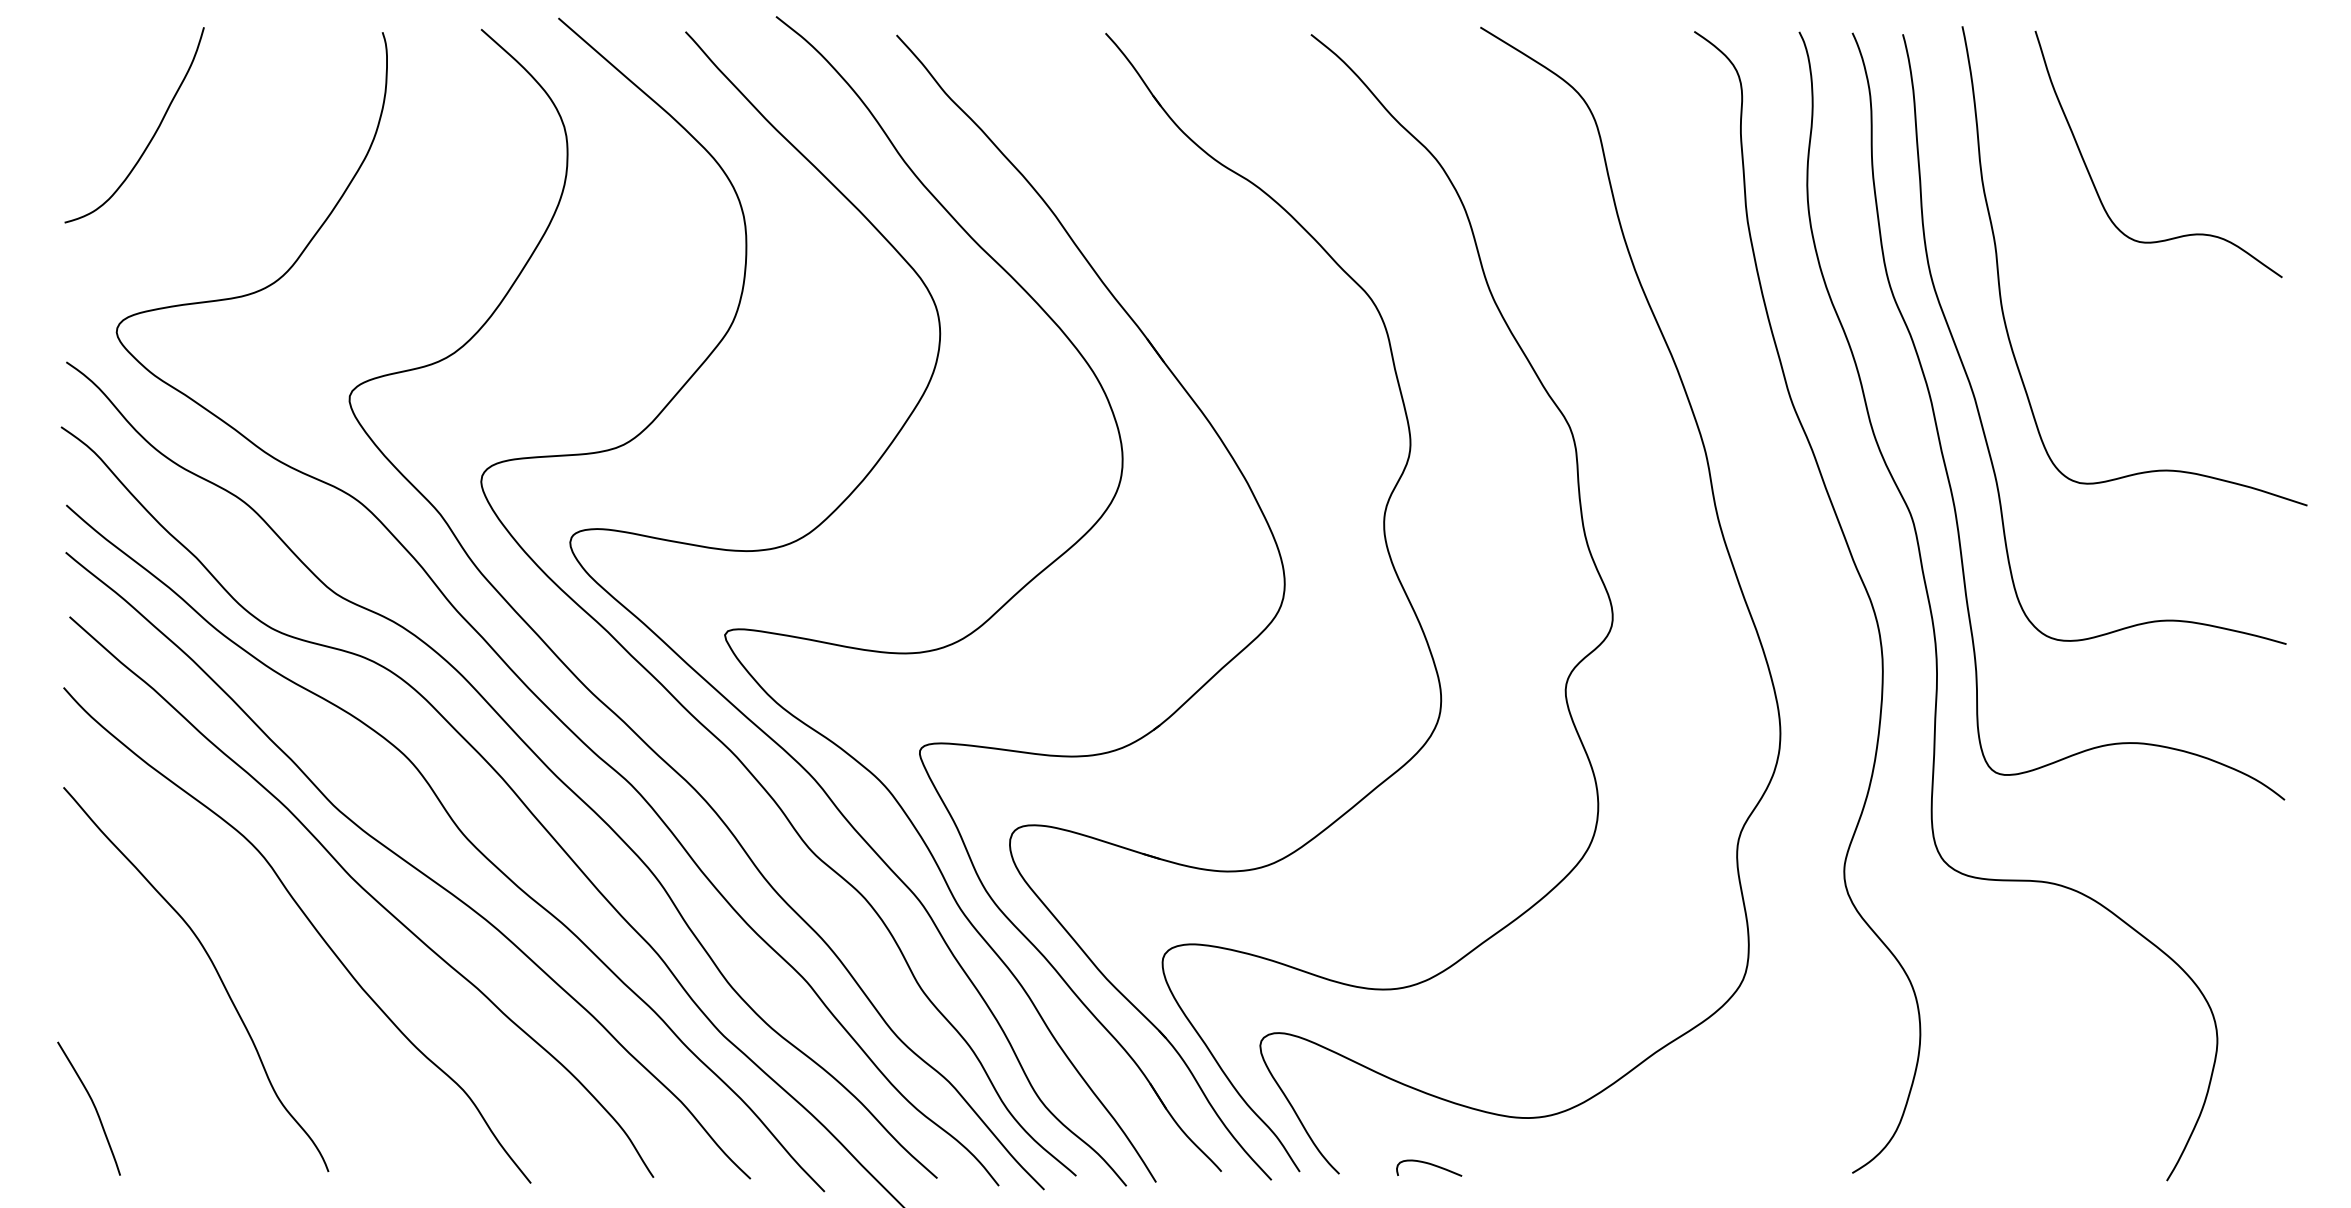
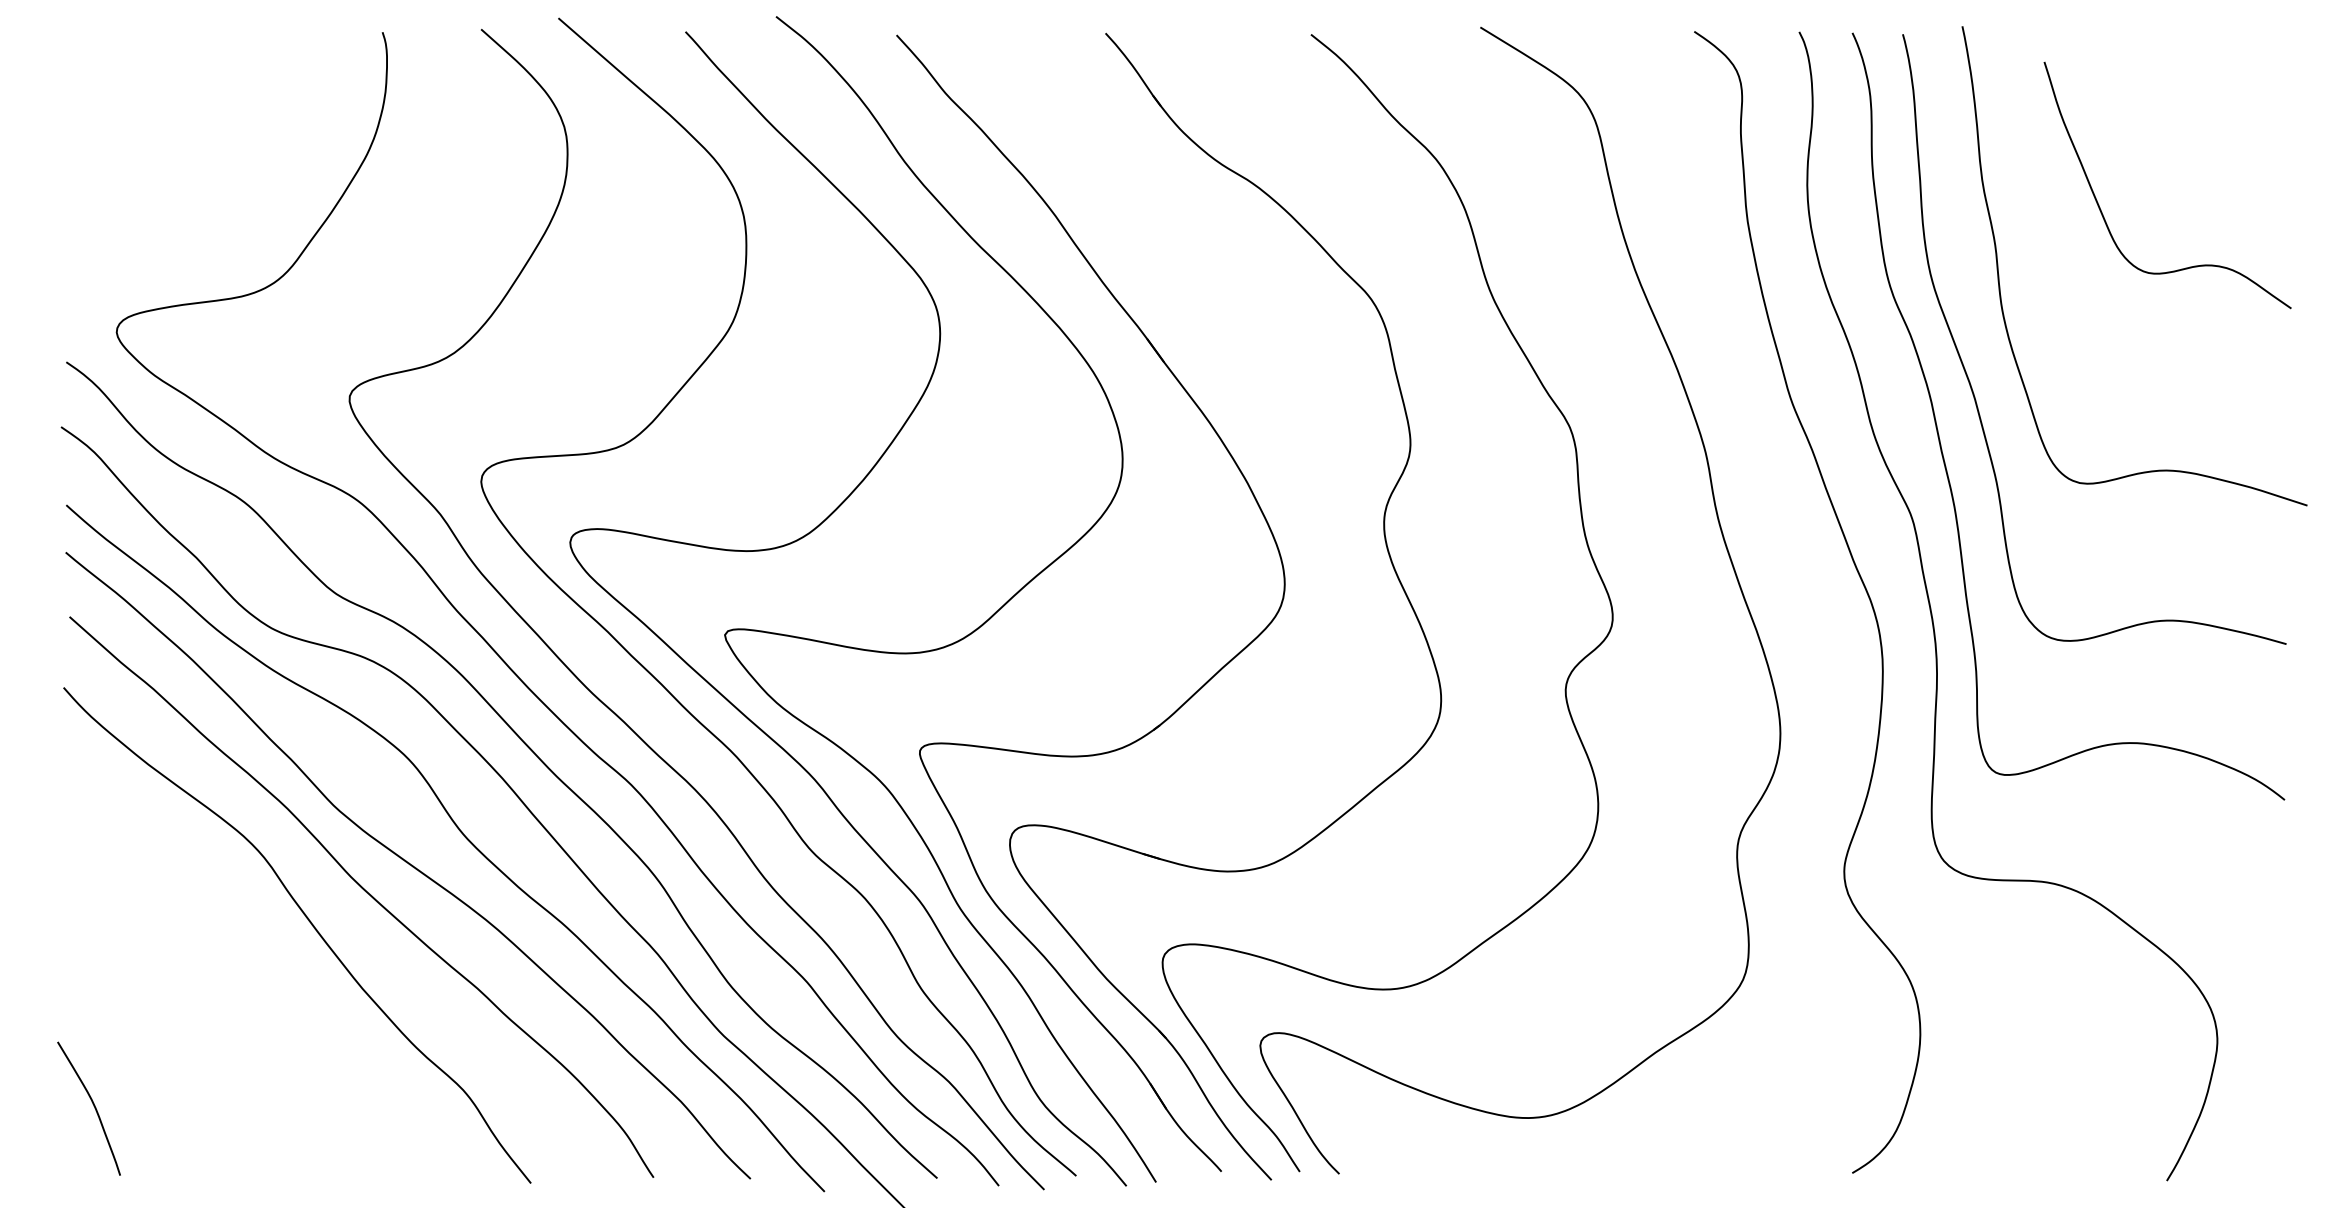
curve: present -> none (151, 137)
curve position: (2095, 185) -> (2104, 216) (2104, 216)
curve: present -> none (213, 967)
curve: present -> none (1431, 1165)
